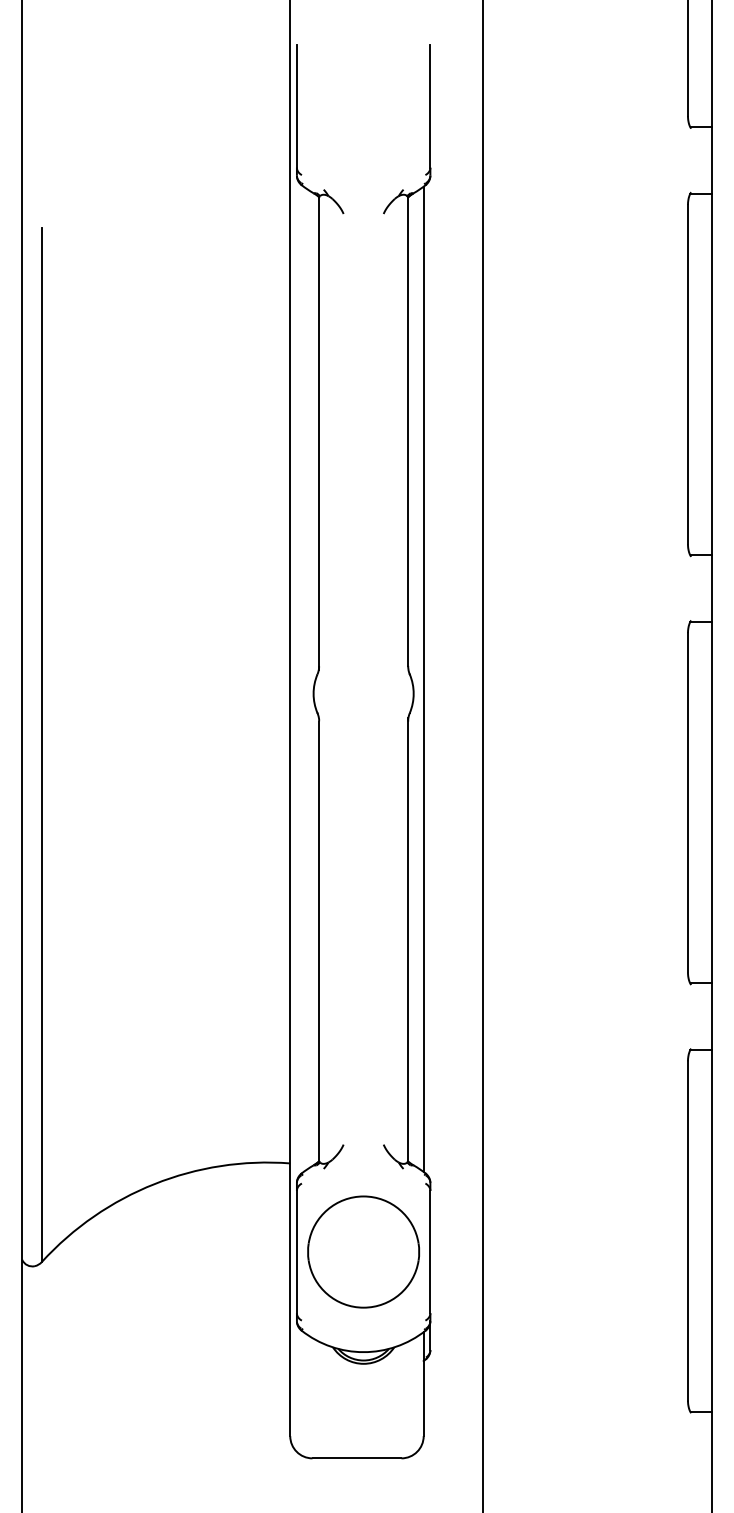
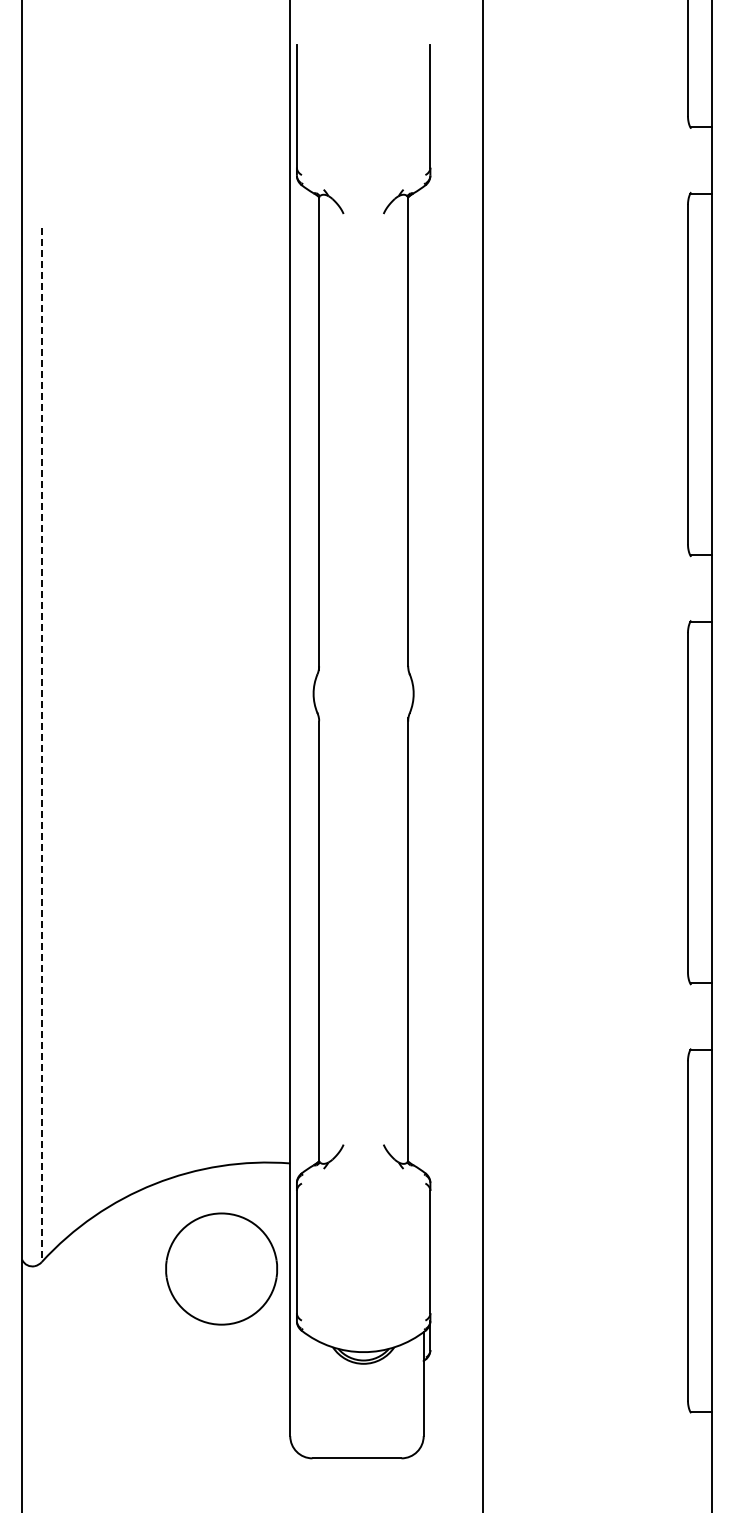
line: present -> none (423, 678)
line: solid -> dashed (41, 745)
part position: (363, 1251) -> (221, 1268) (221, 1268)
